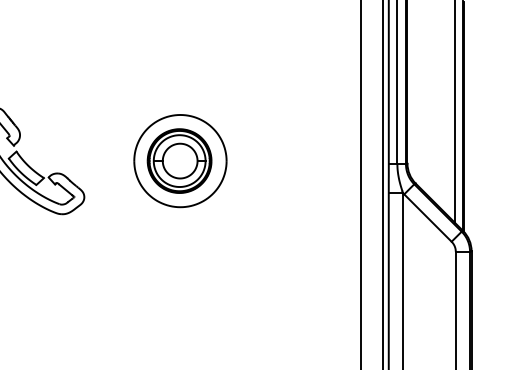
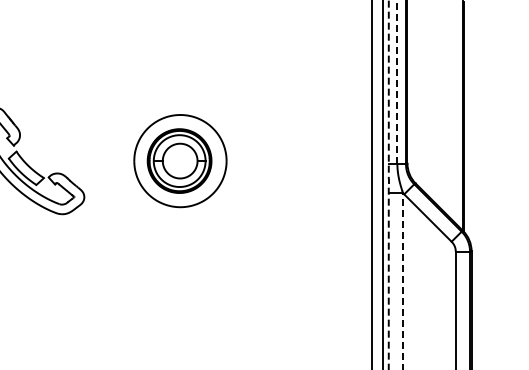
line: solid -> dashed (397, 82)
line: present -> none (454, 112)
line: solid -> dashed (388, 182)
line position: (361, 184) -> (372, 184) (372, 184)
line: solid -> dashed (402, 280)
